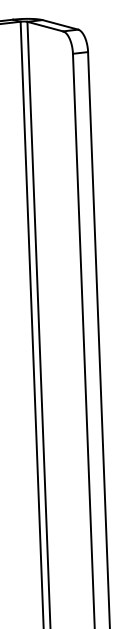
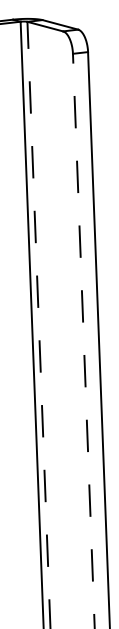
line: solid -> dashed (38, 324)
line: solid -> dashed (83, 340)
